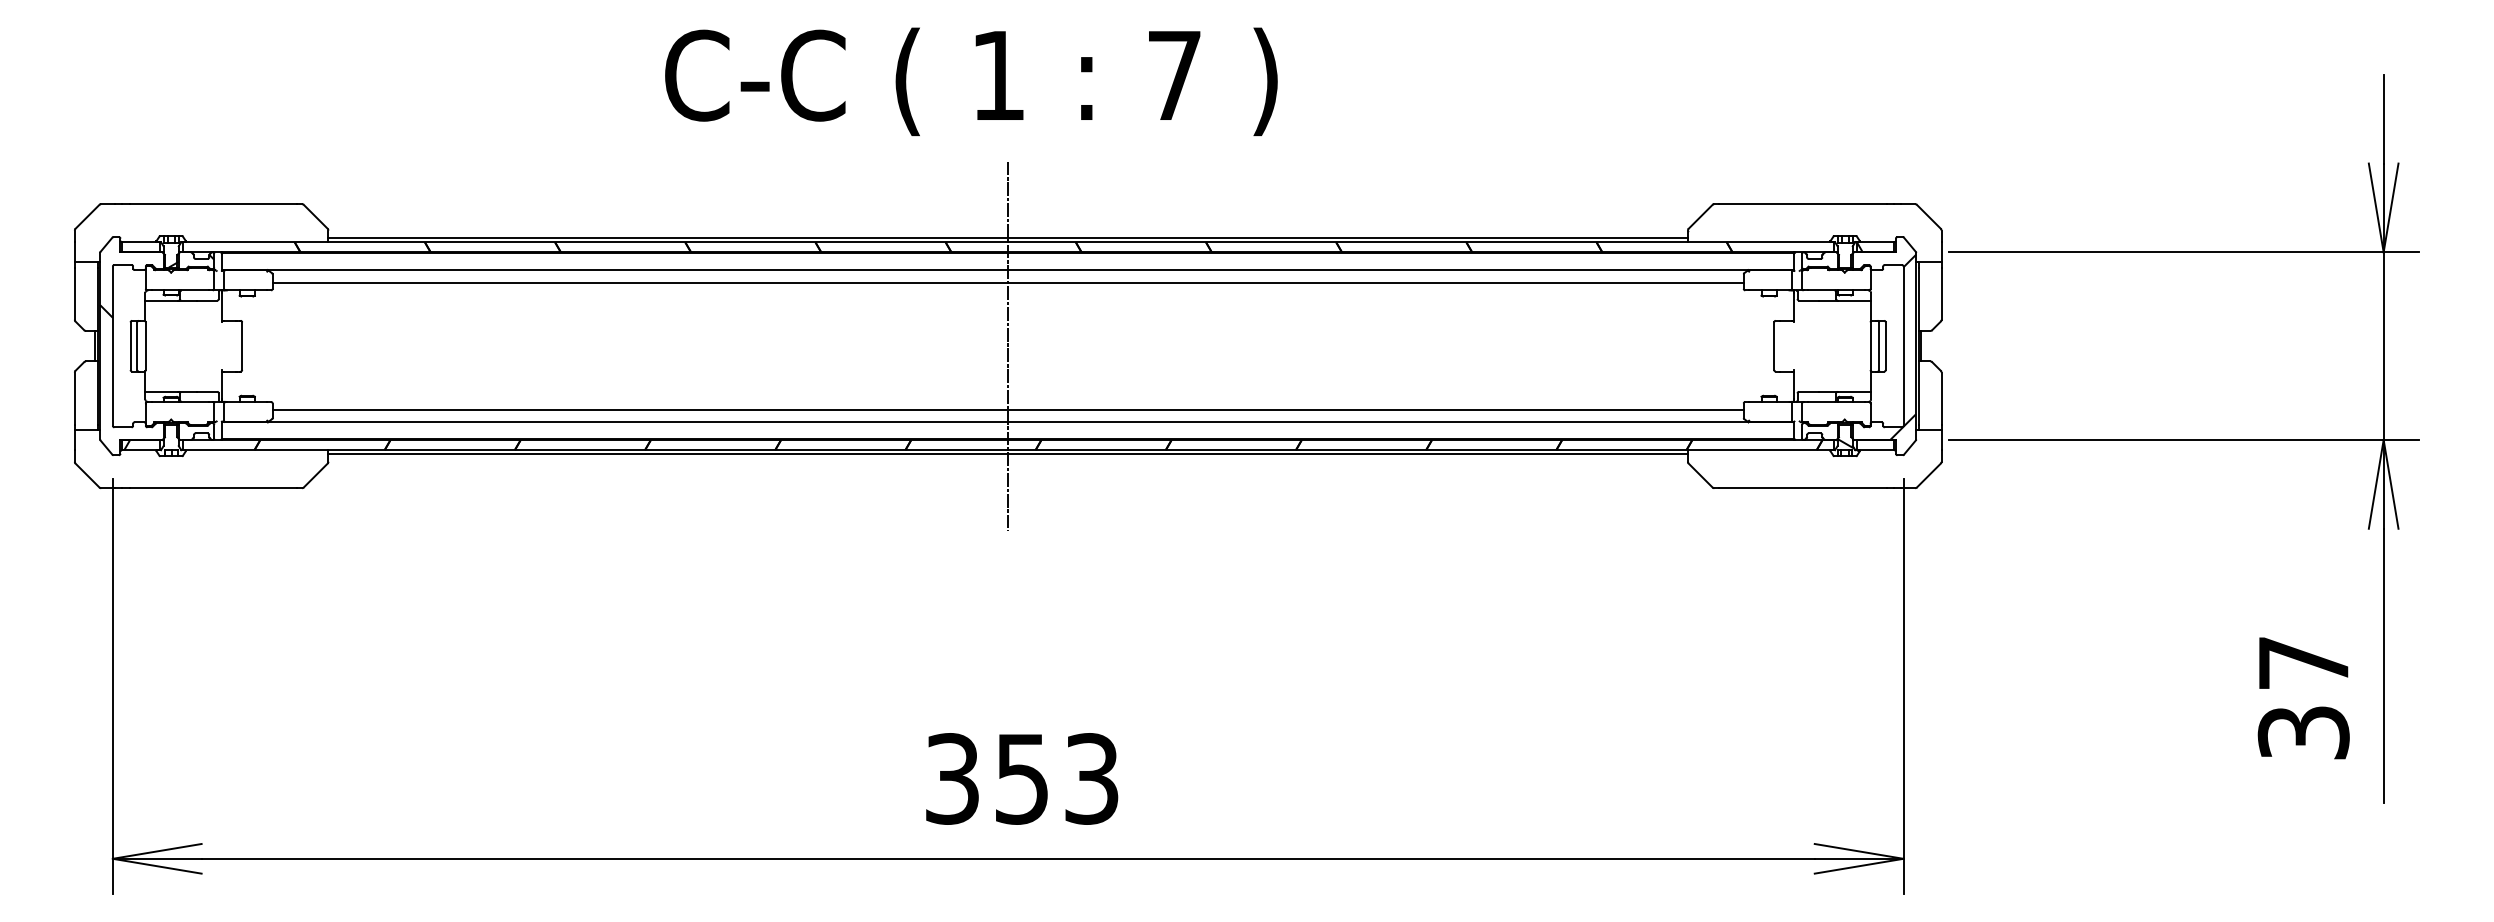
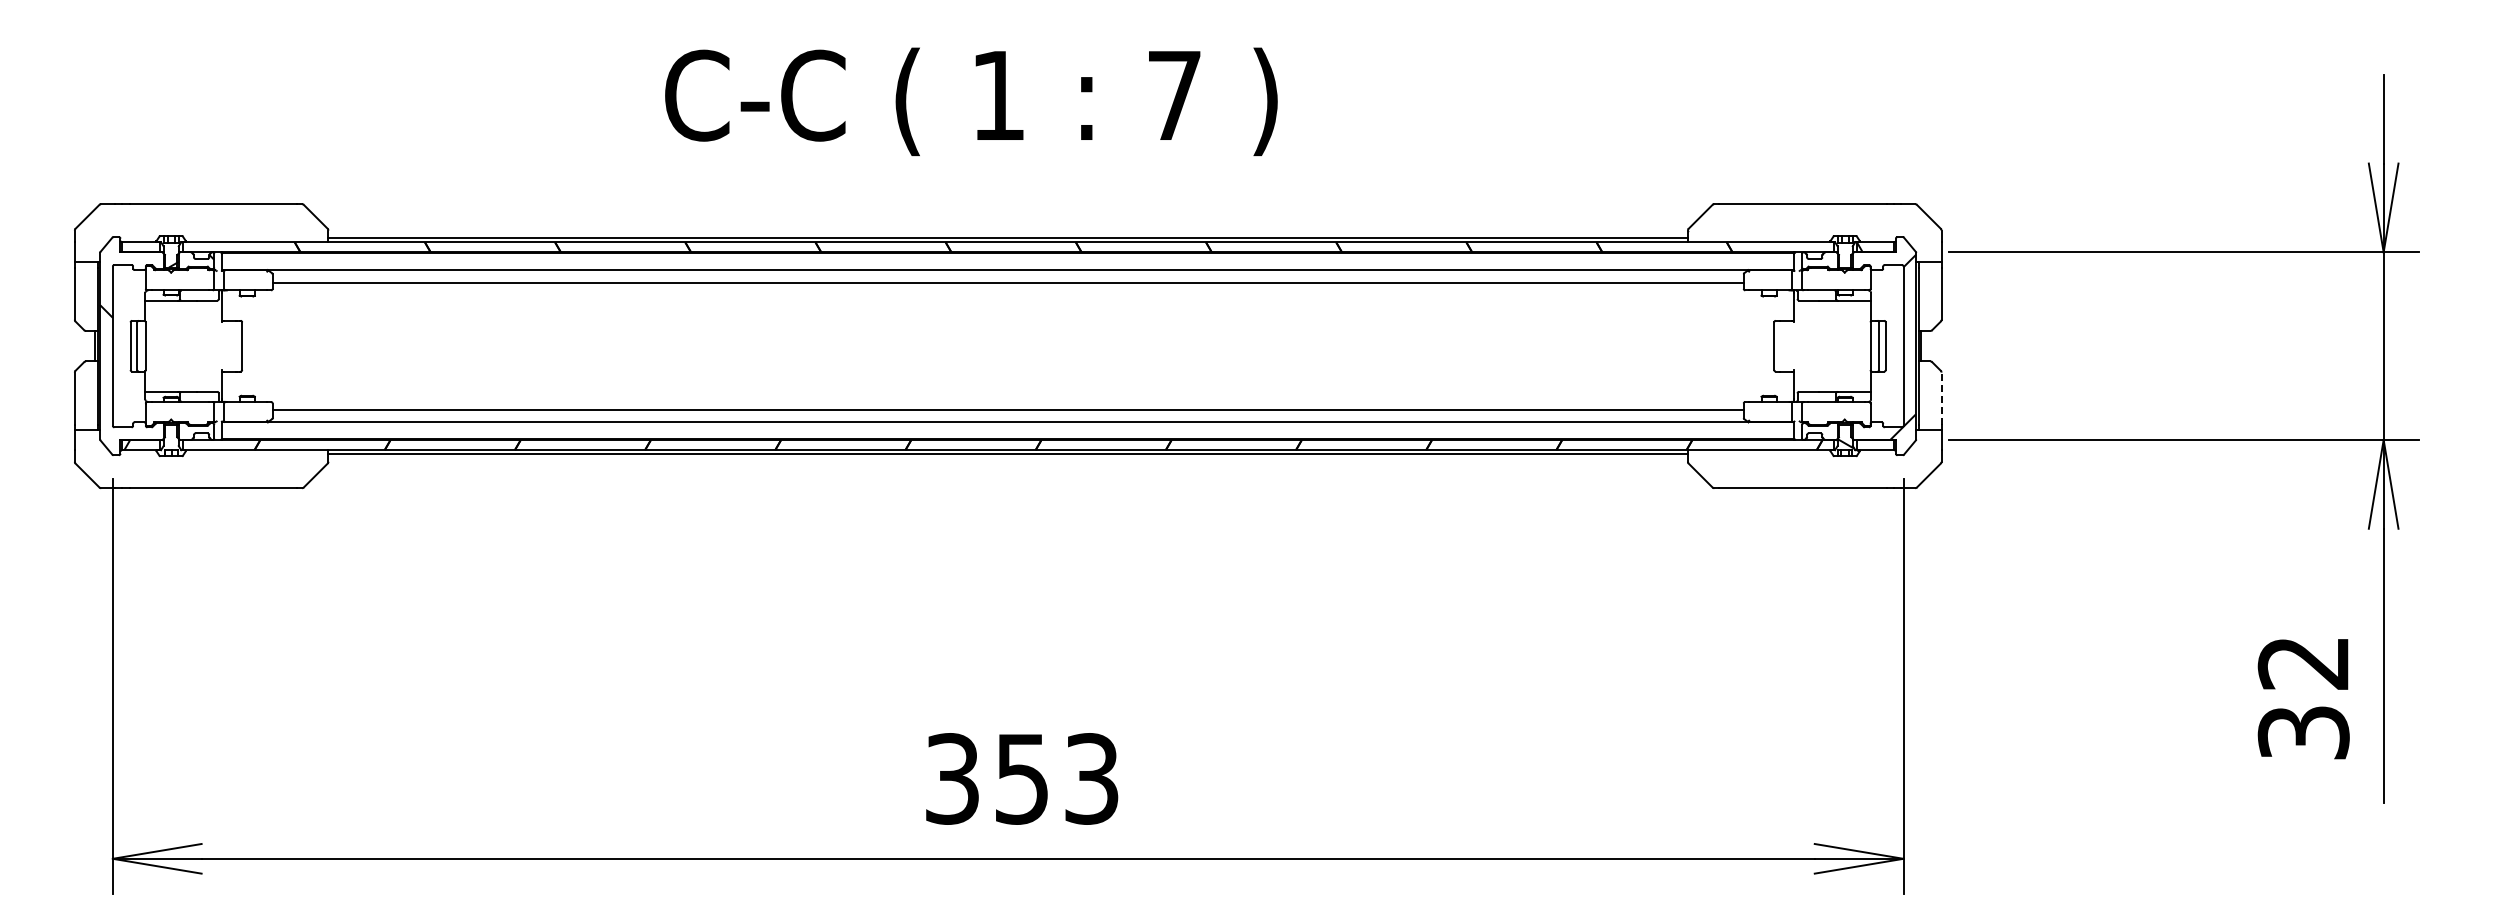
text position: (971, 81) -> (971, 101) (971, 101)
line: present -> none (1008, 345)
line: solid -> dashed (1941, 398)
text: 37 -> 32 (2302, 663)
